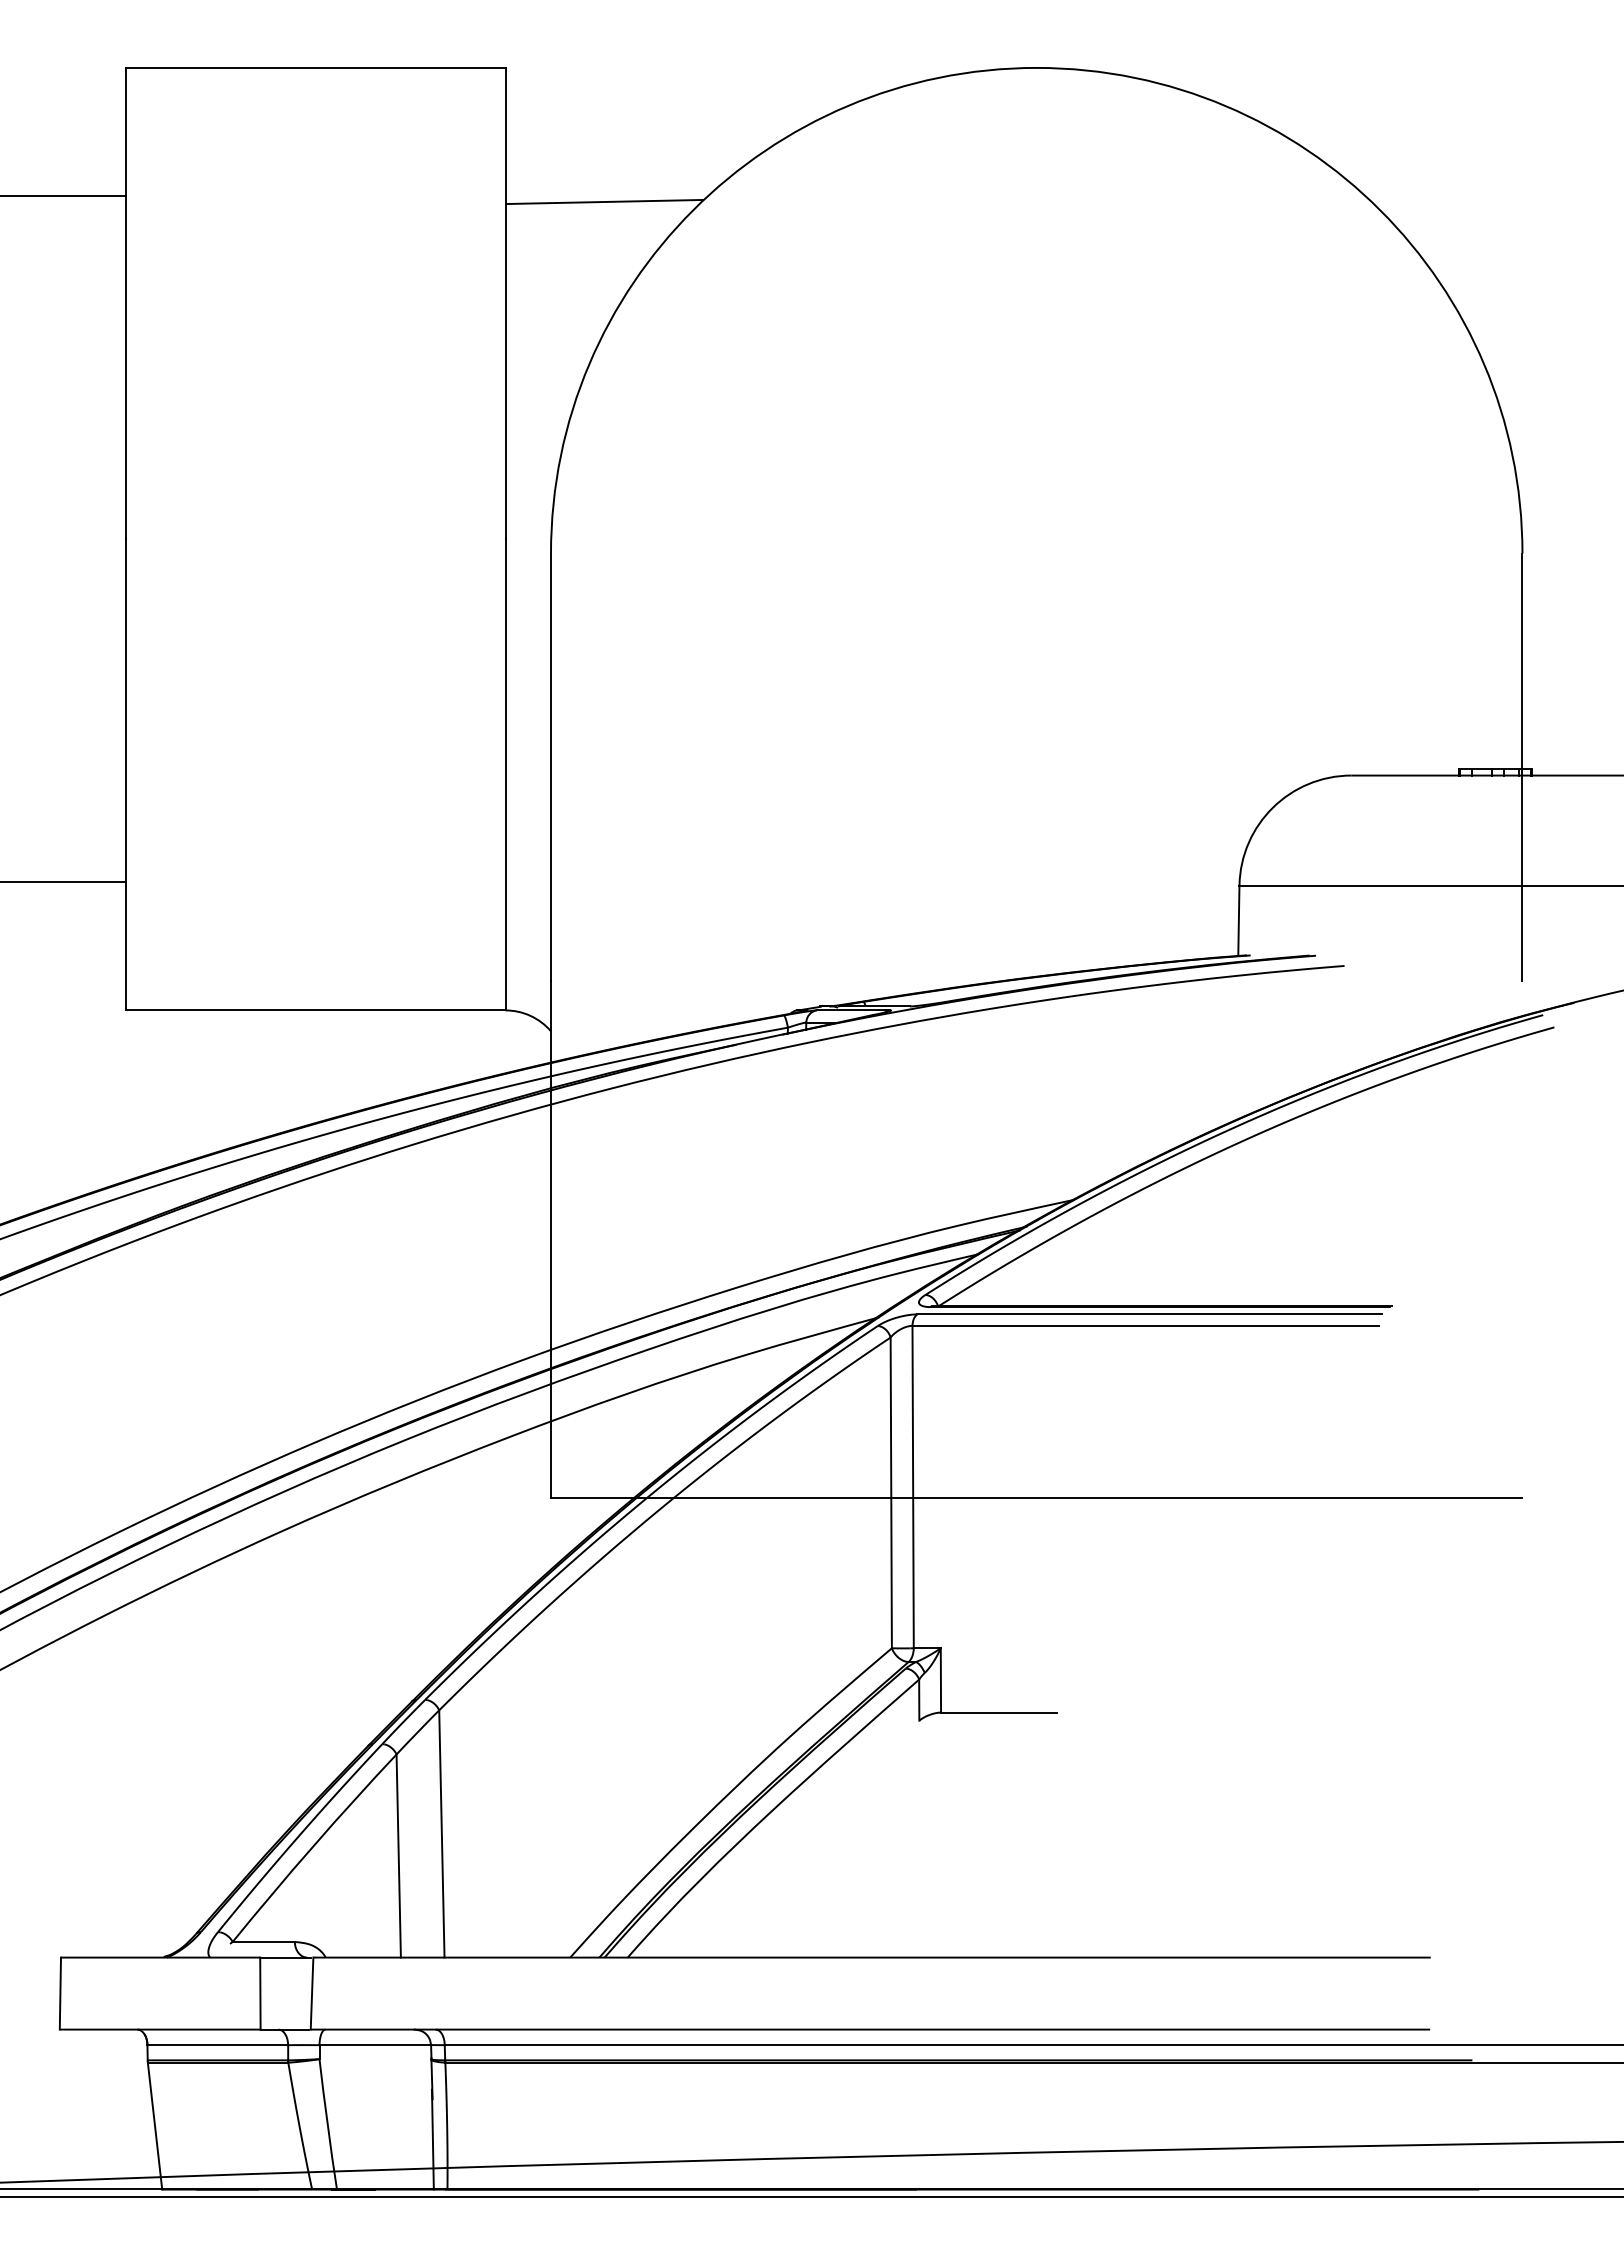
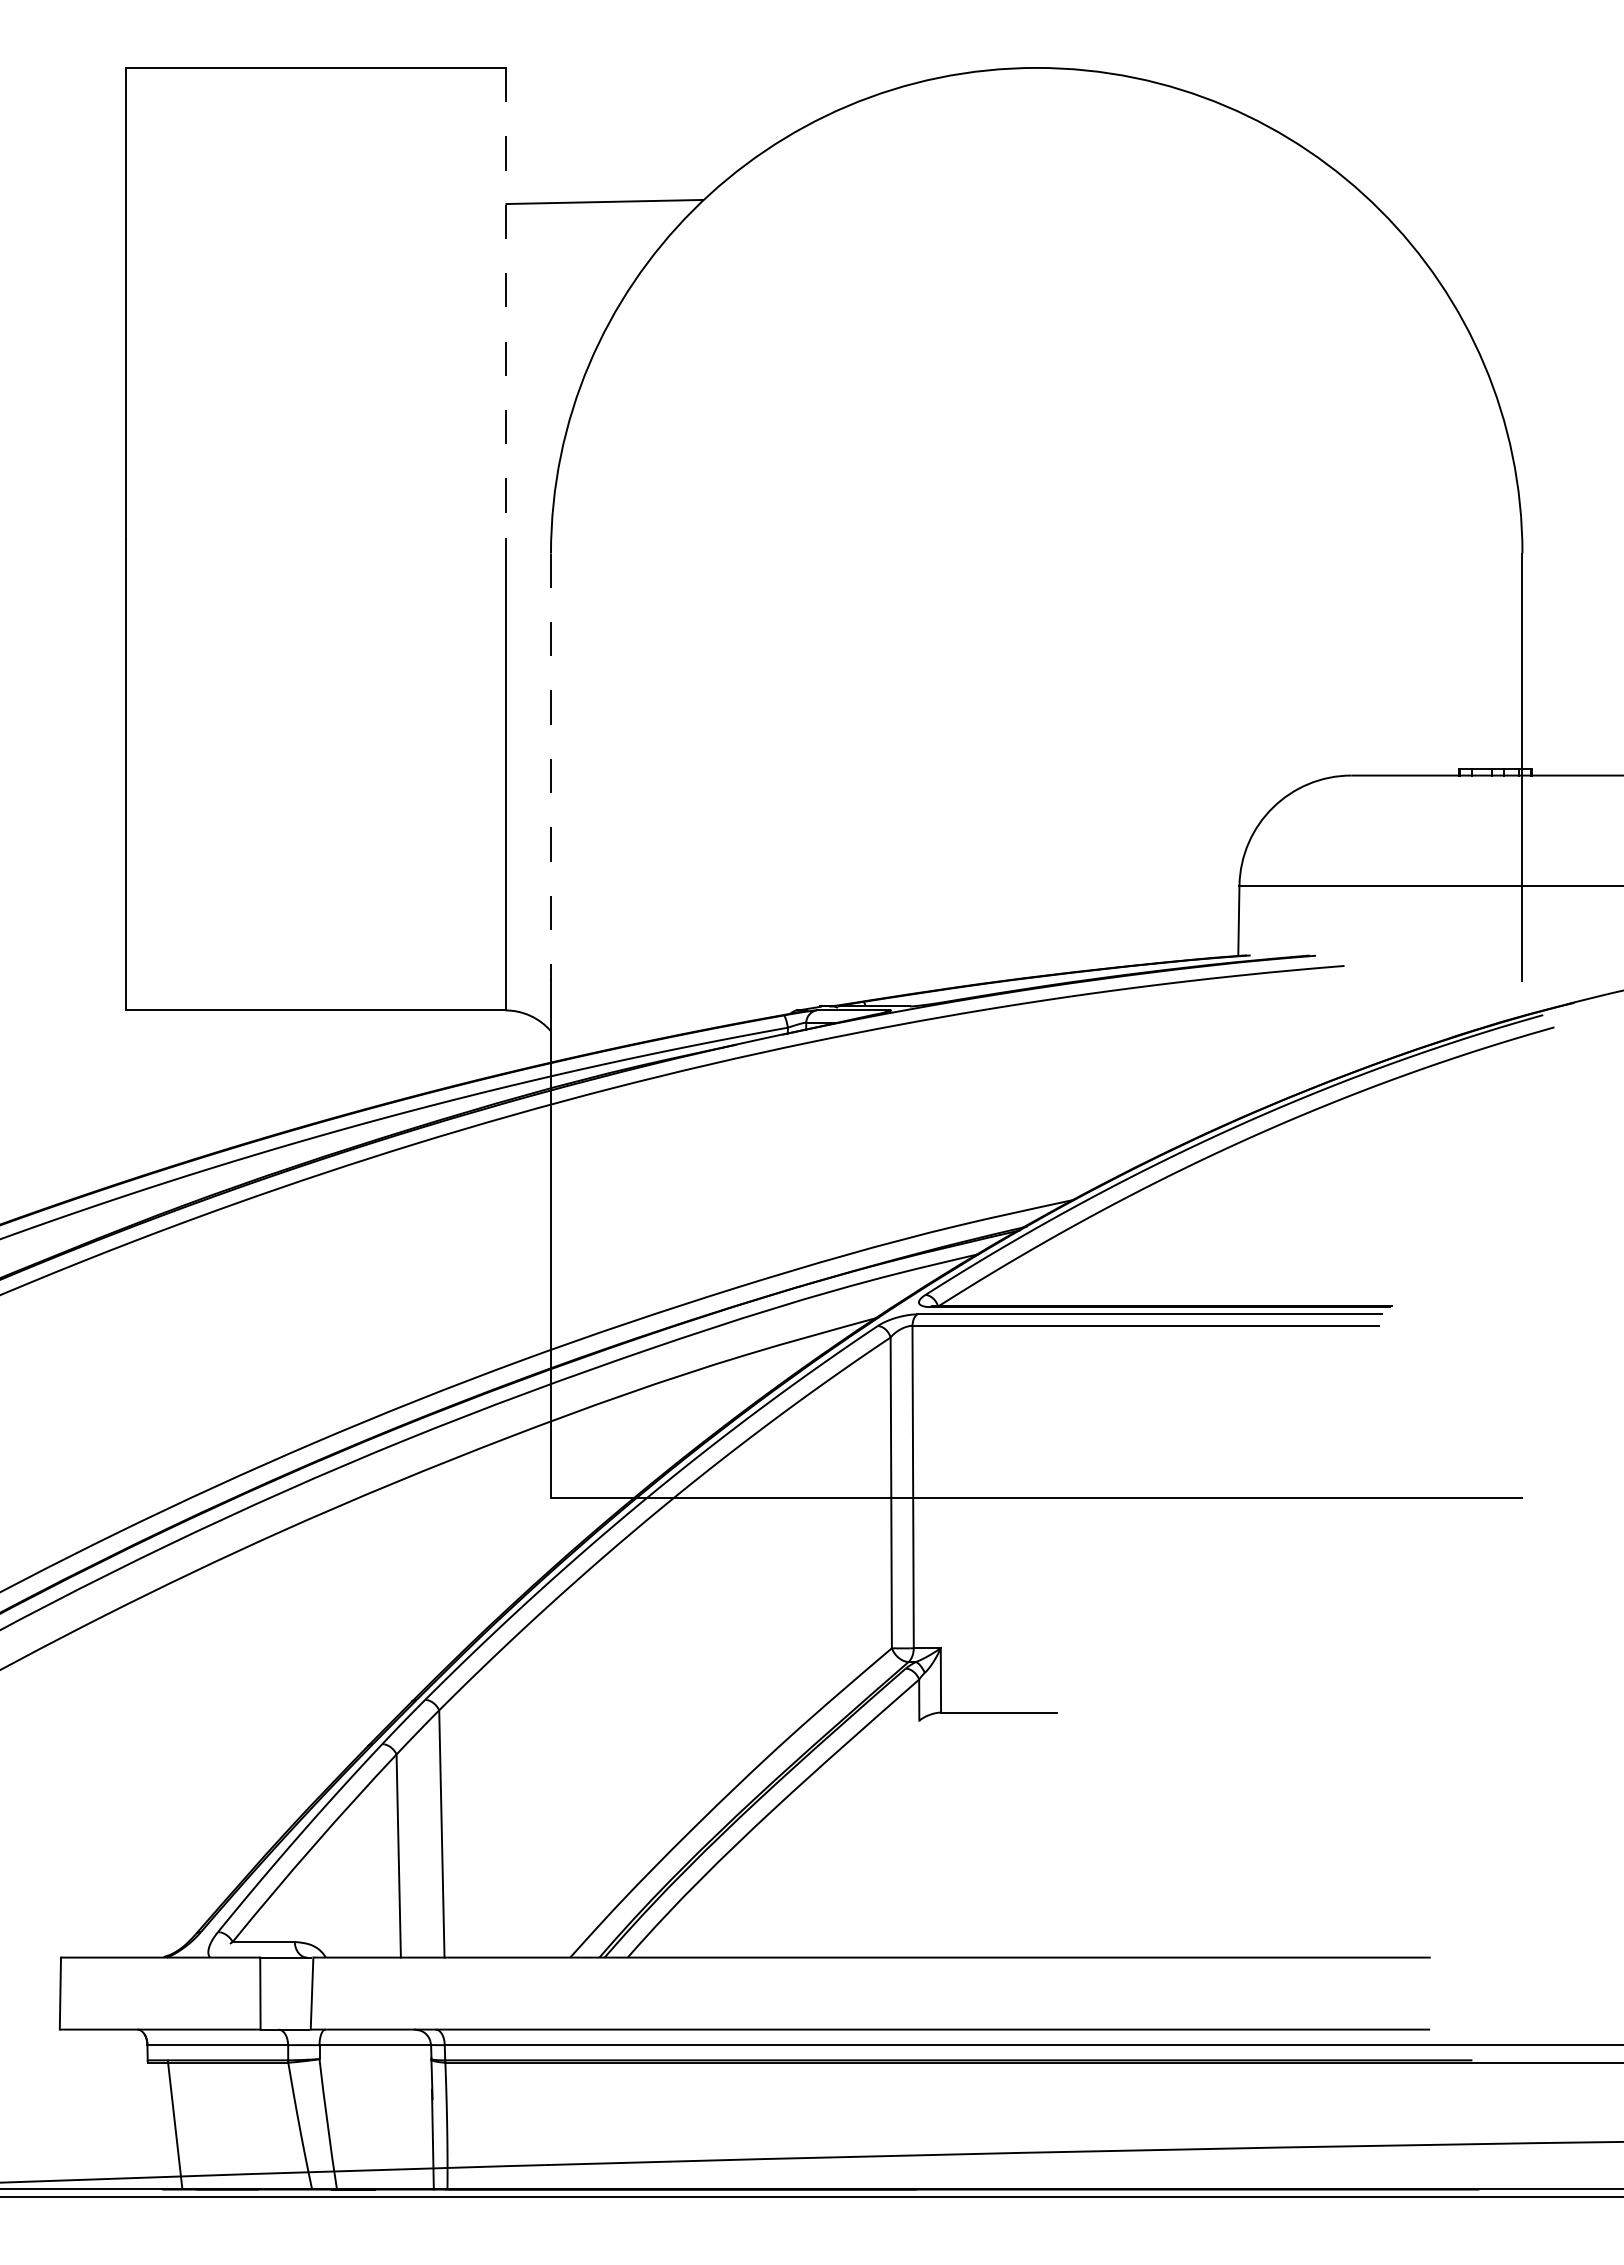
line: present -> none (64, 196)
line: solid -> dashed (505, 303)
line: solid -> dashed (551, 767)
line: present -> none (64, 881)
line position: (154, 2125) -> (174, 2123) (174, 2123)
